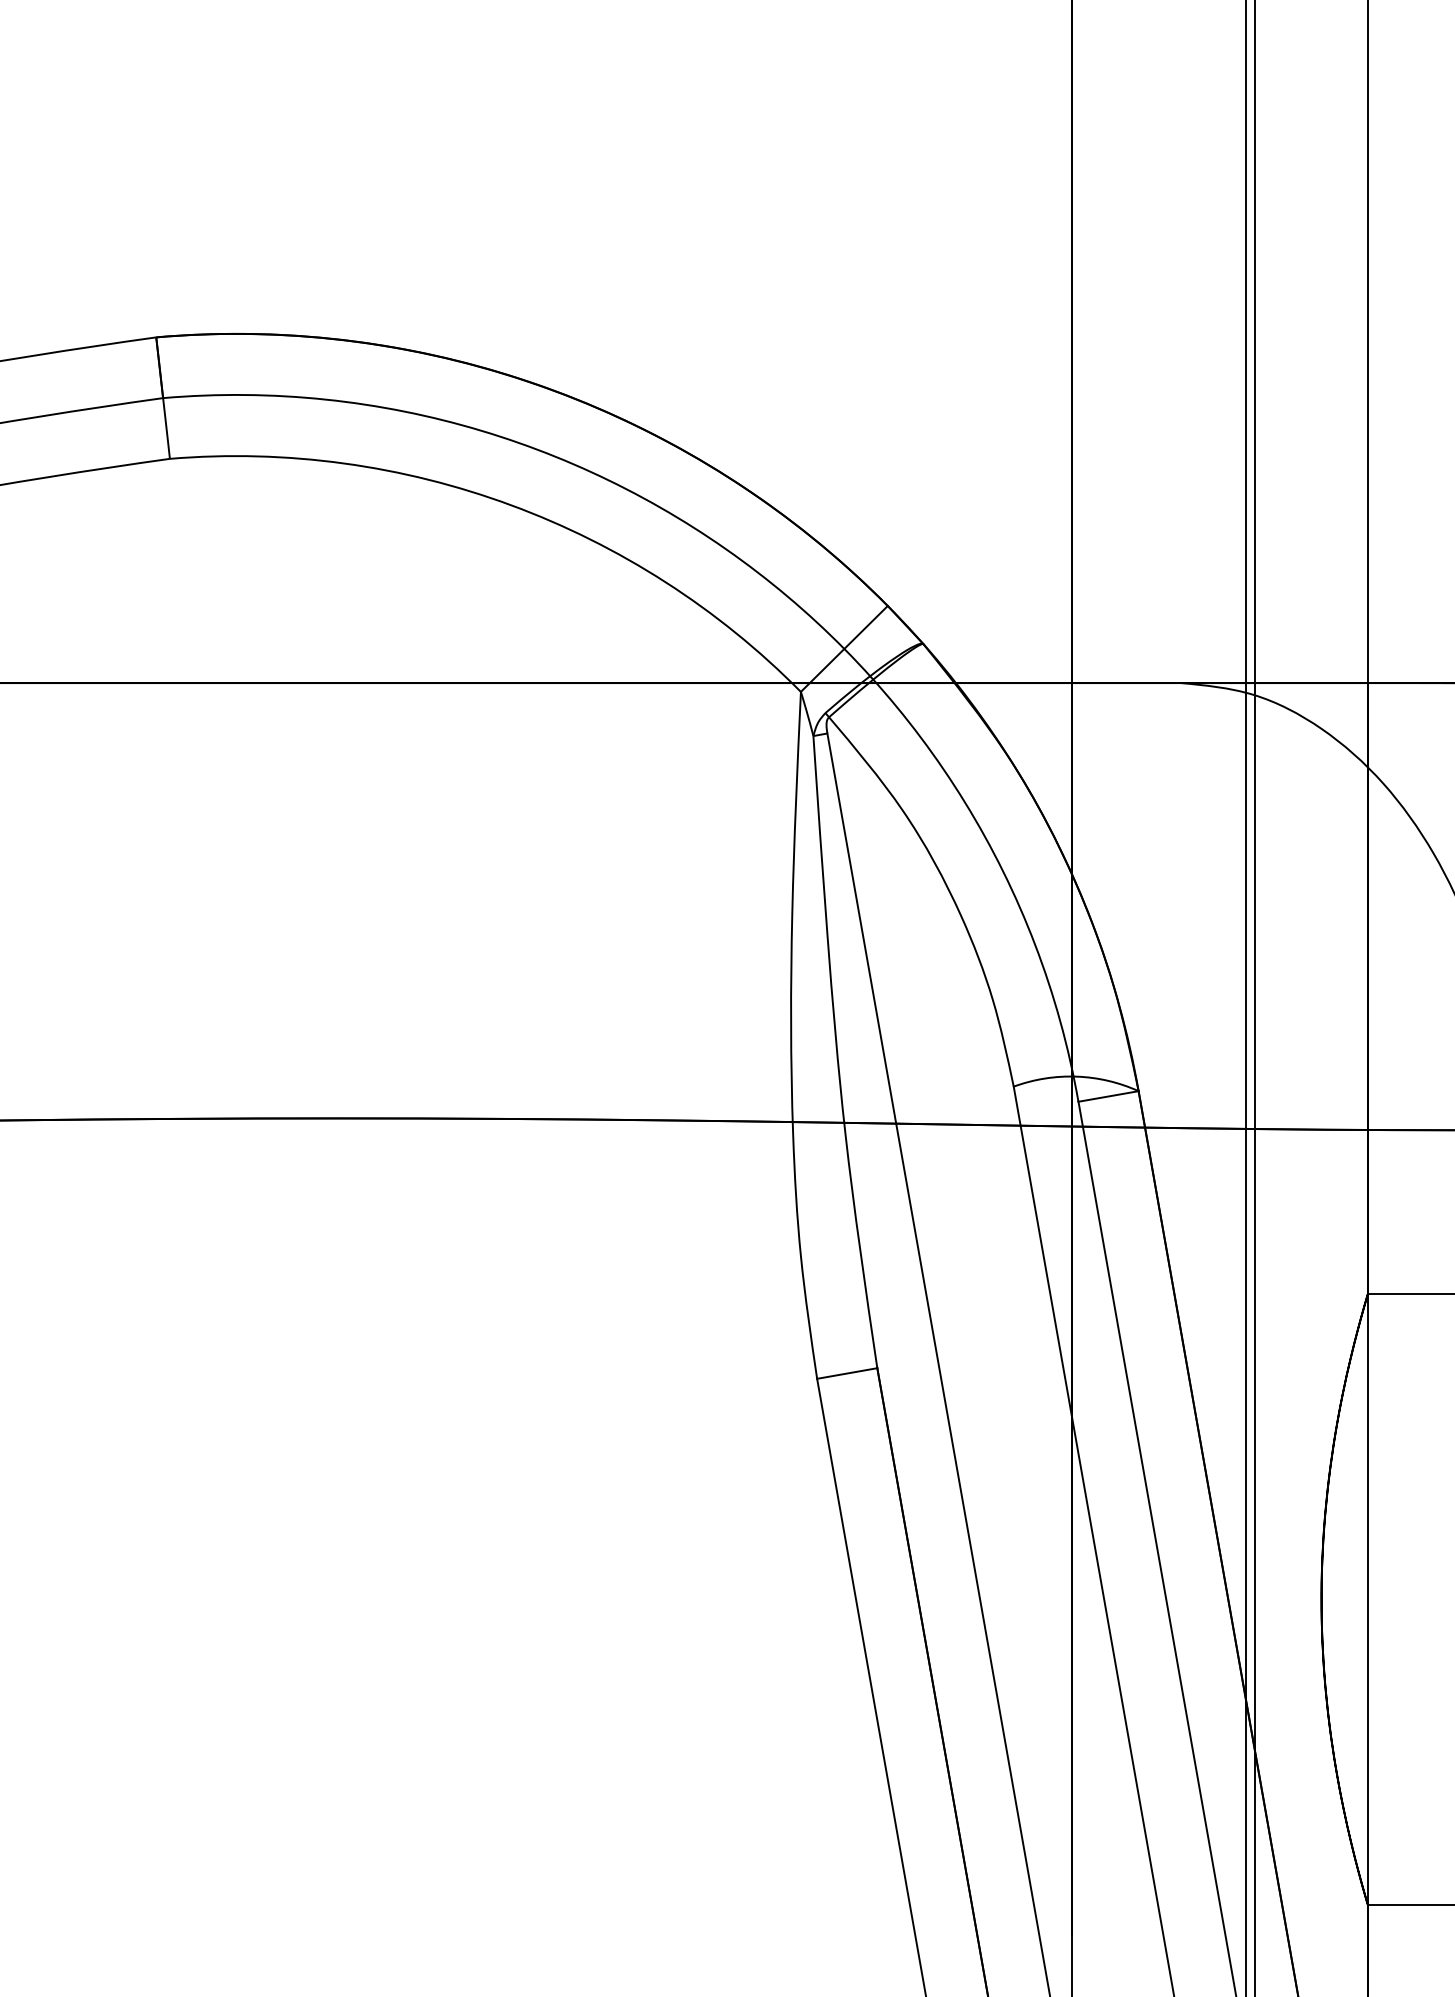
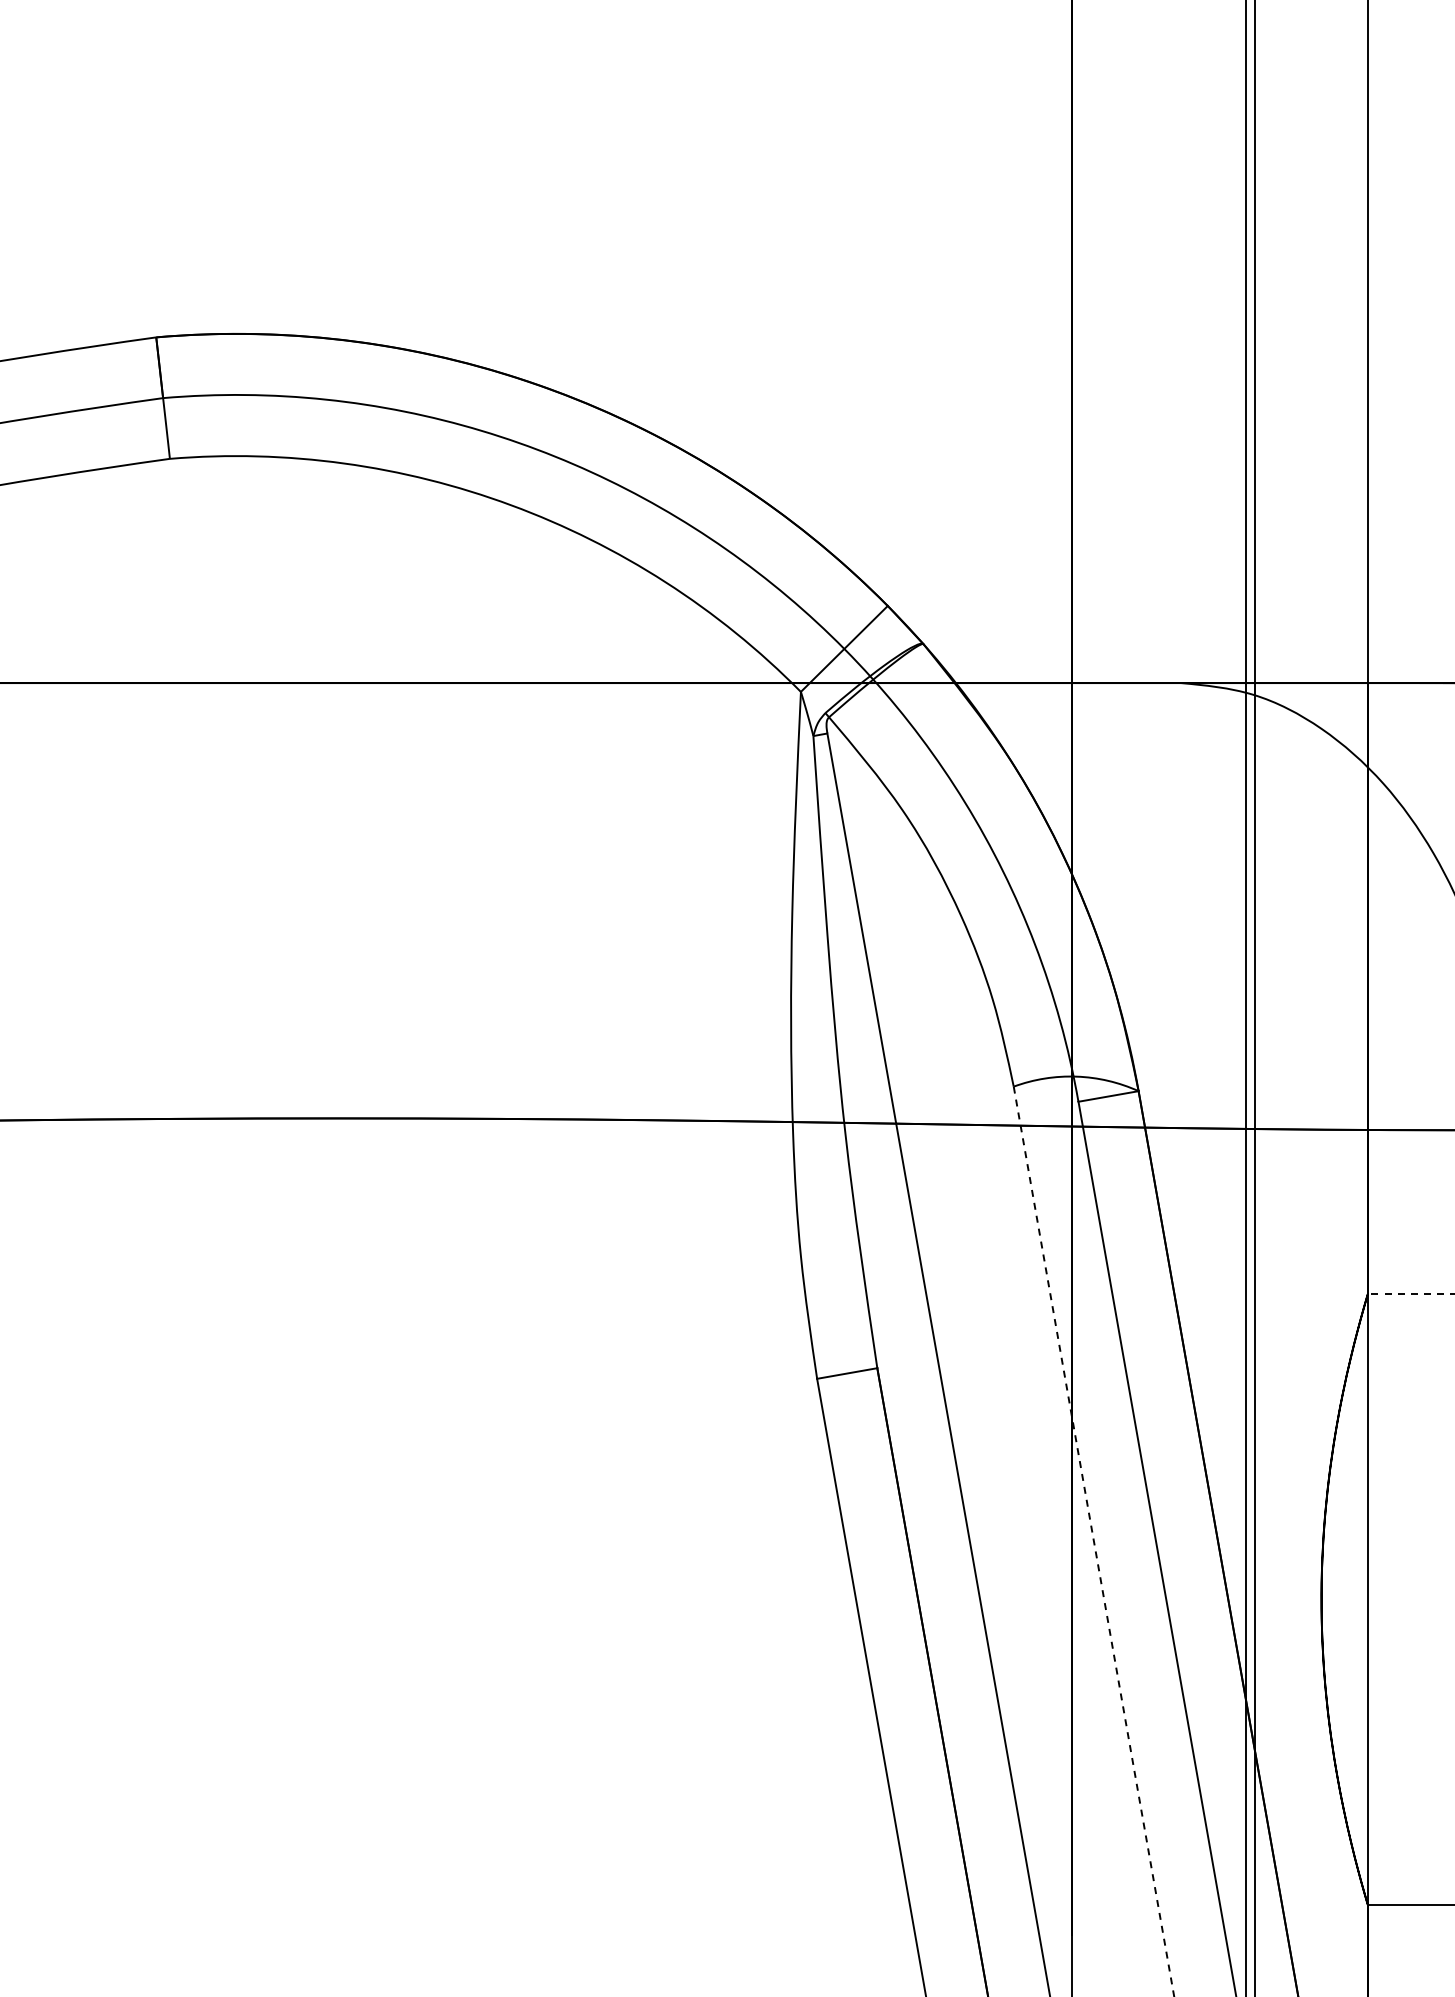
line: solid -> dashed (1410, 1294)
line: solid -> dashed (1093, 1541)
